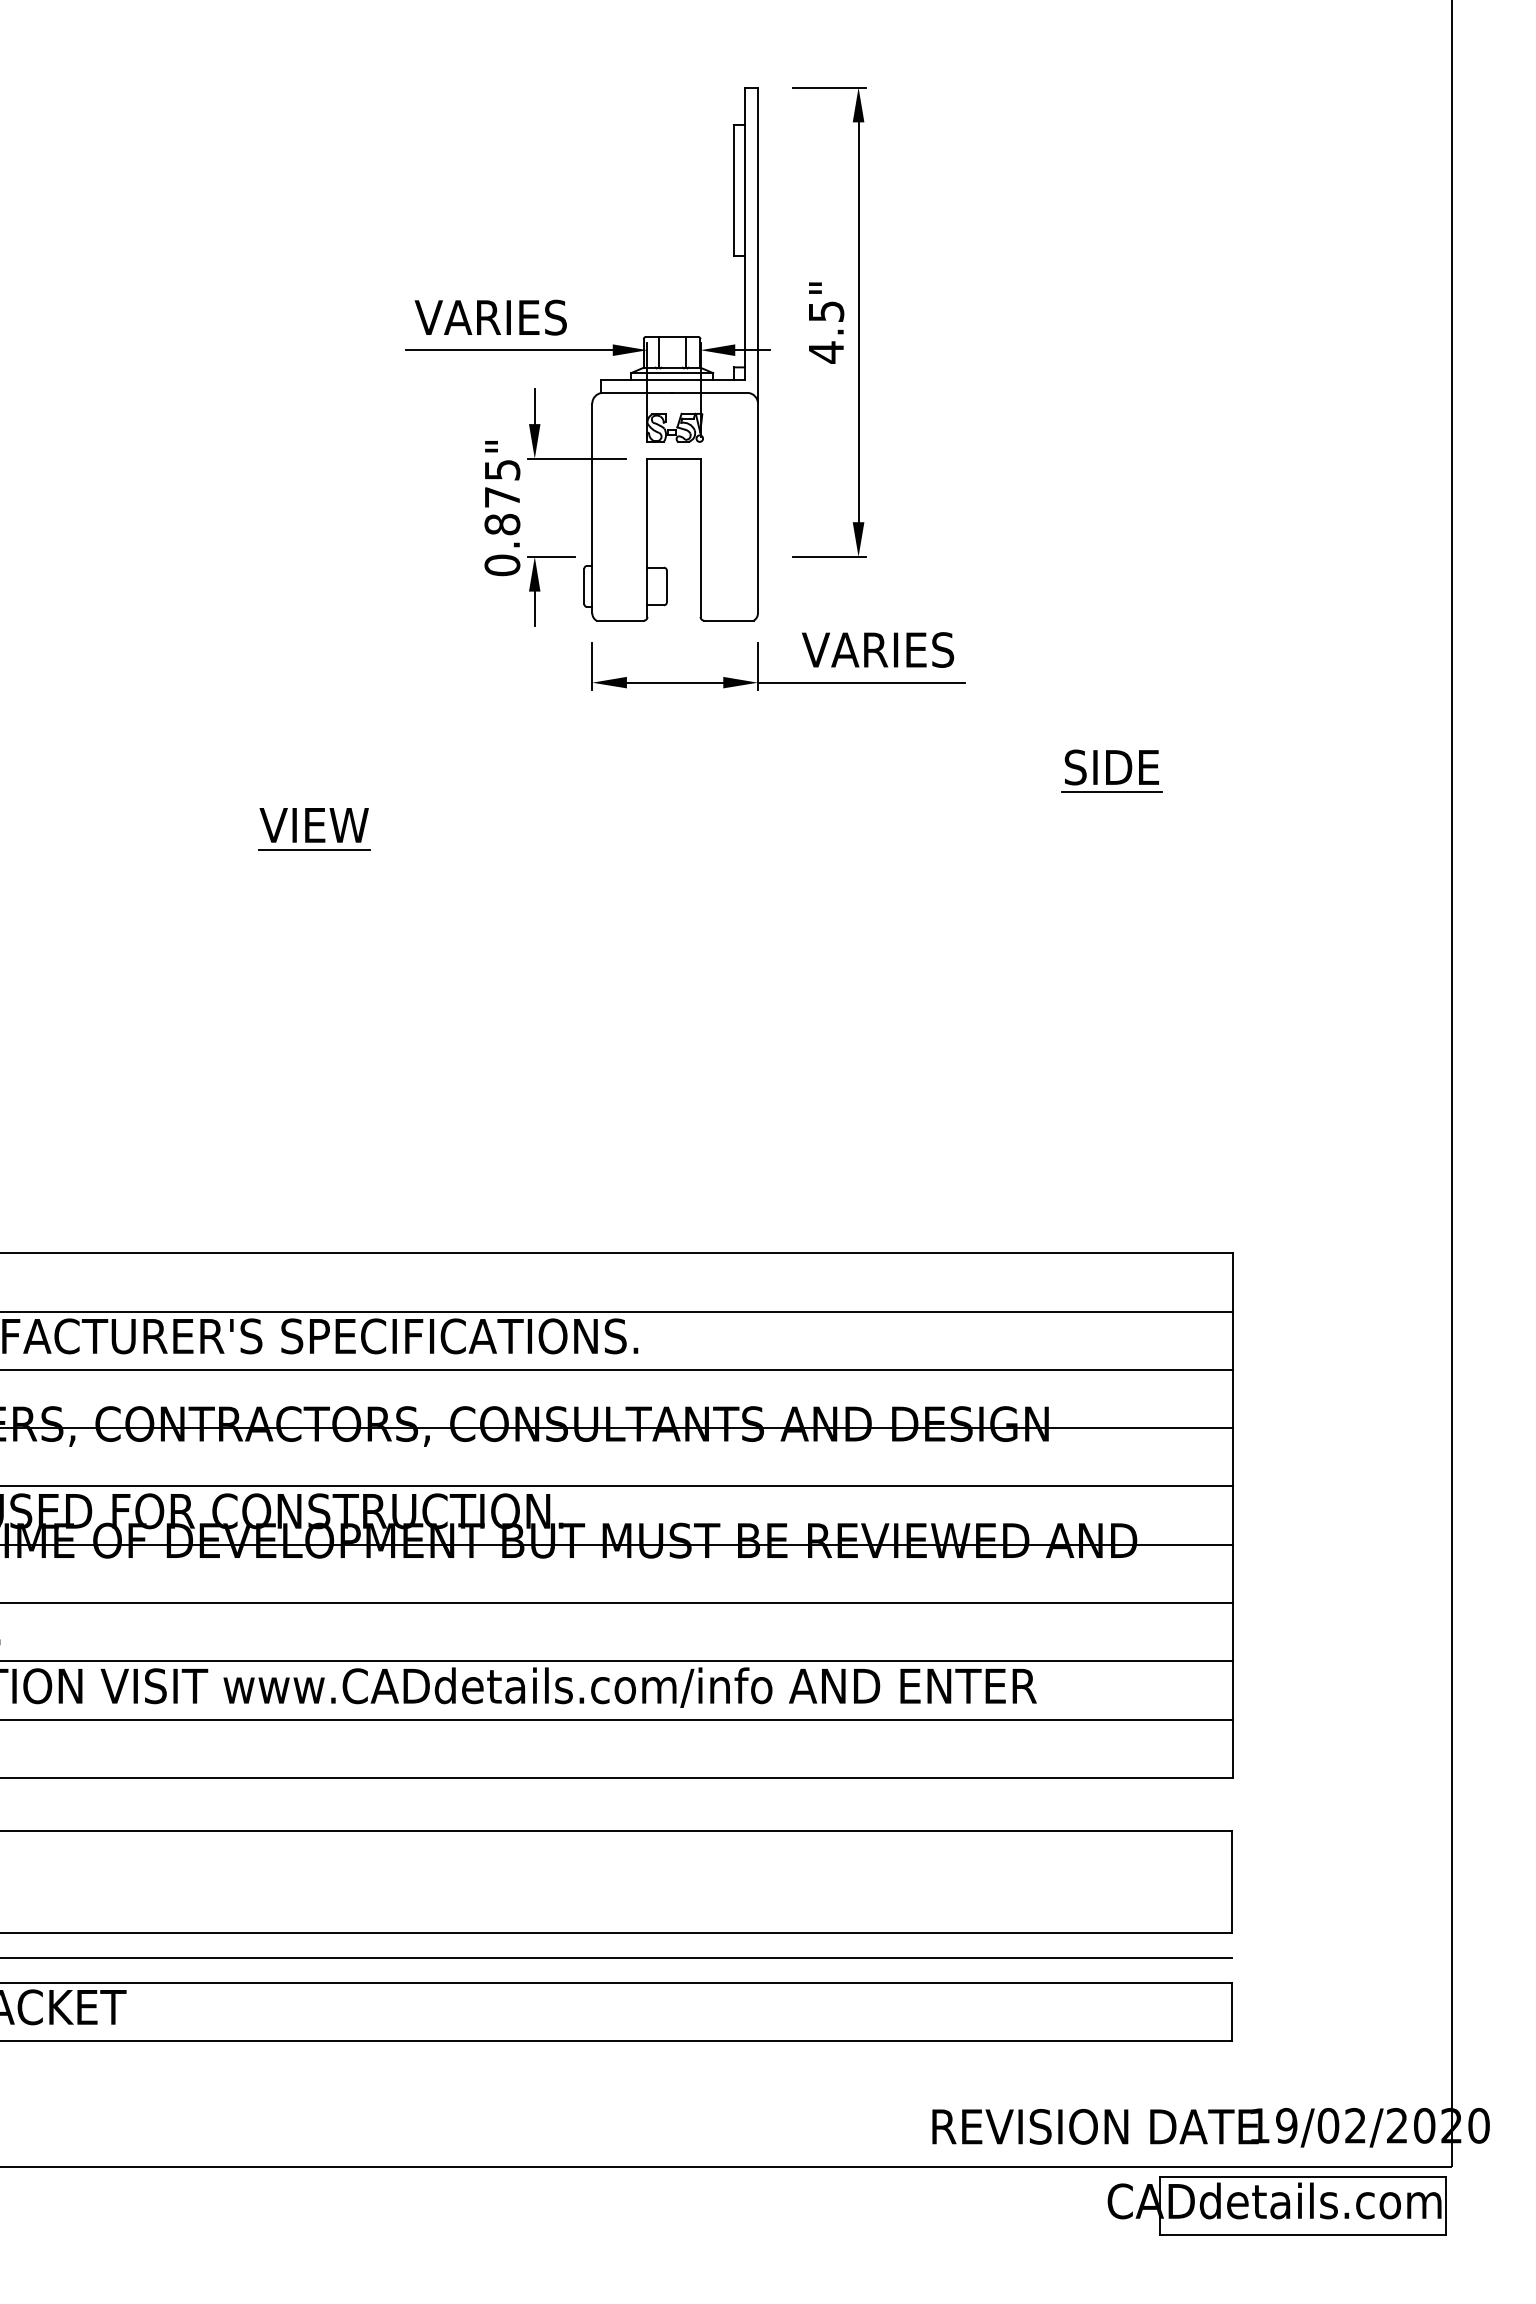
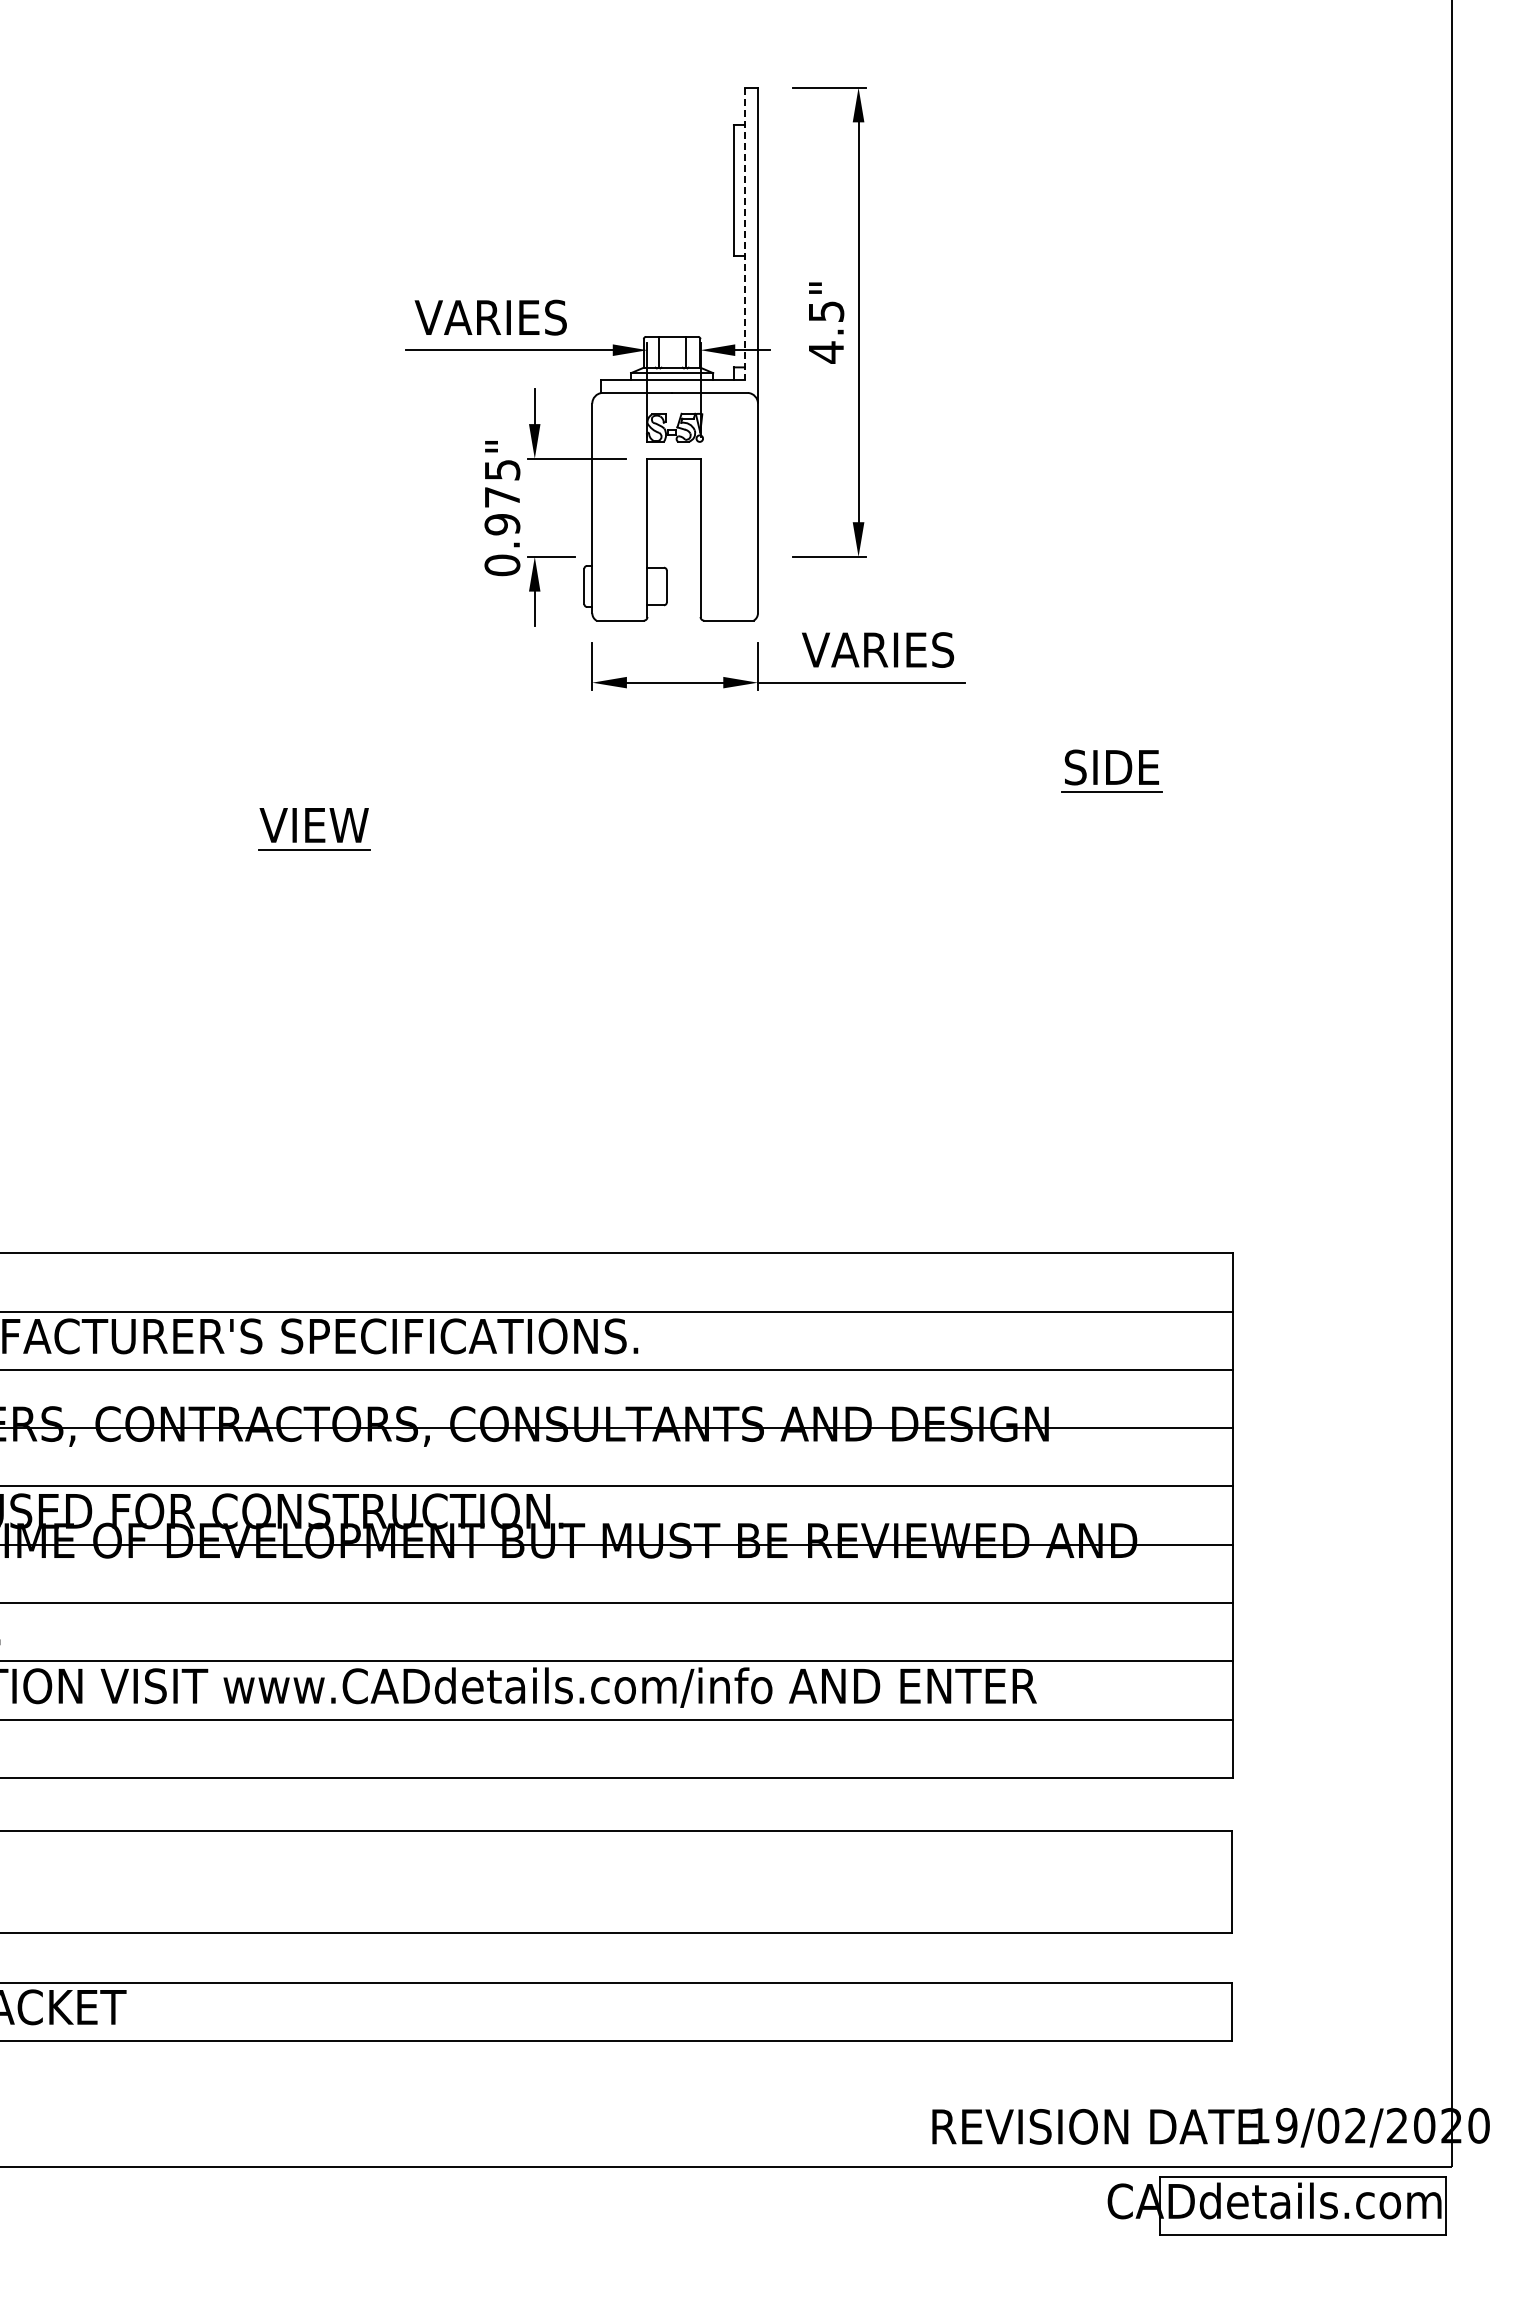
line: solid -> dashed (744, 234)
text: 0.875" -> 0.975" (502, 524)
line: present -> none (617, 1957)
